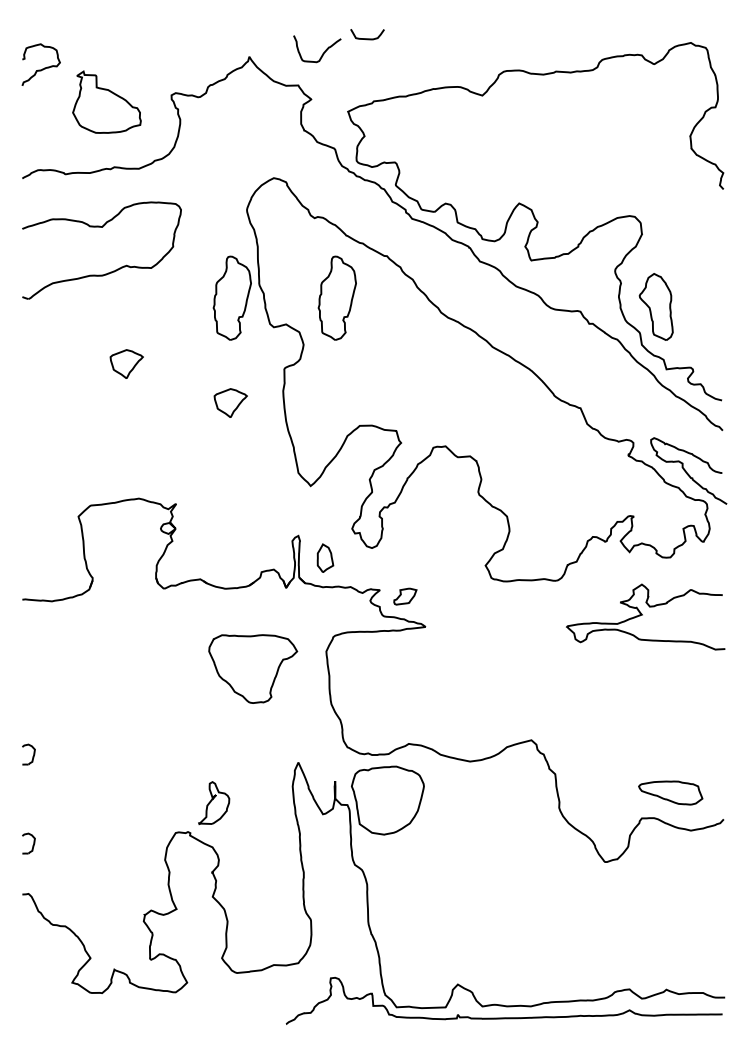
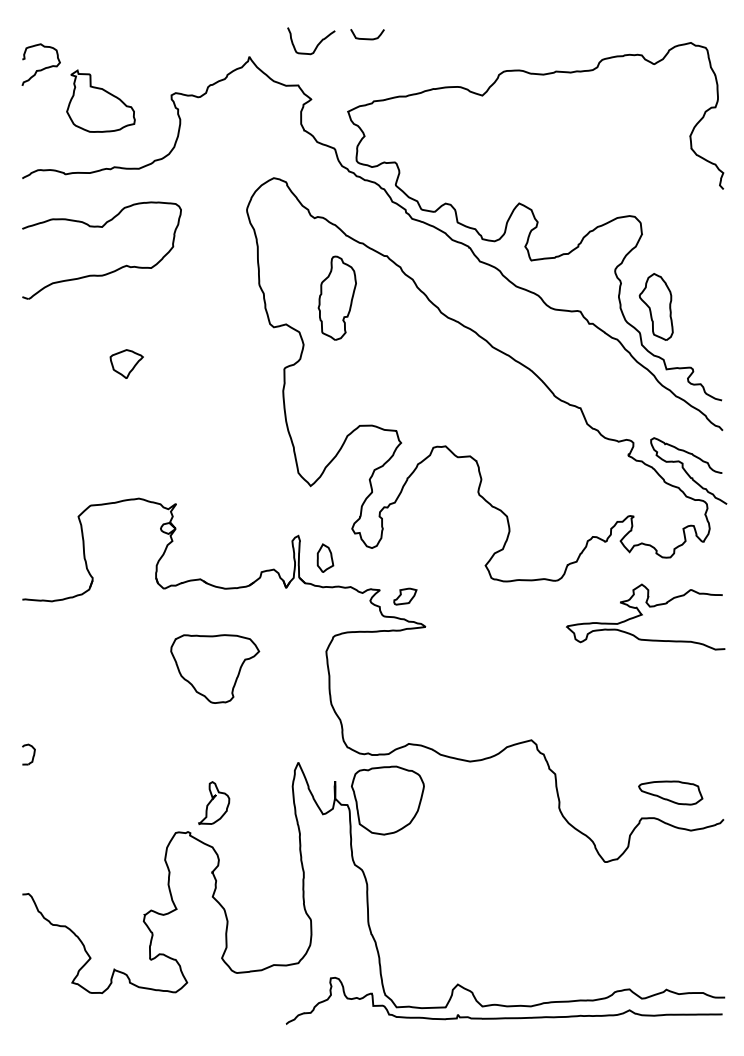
curve position: (322, 53) -> (316, 45) (316, 45)
part position: (106, 101) -> (100, 100) (100, 100)
part: present -> none (231, 297)
part: present -> none (230, 402)
part position: (253, 668) -> (215, 668) (215, 668)
part: present -> none (28, 843)
